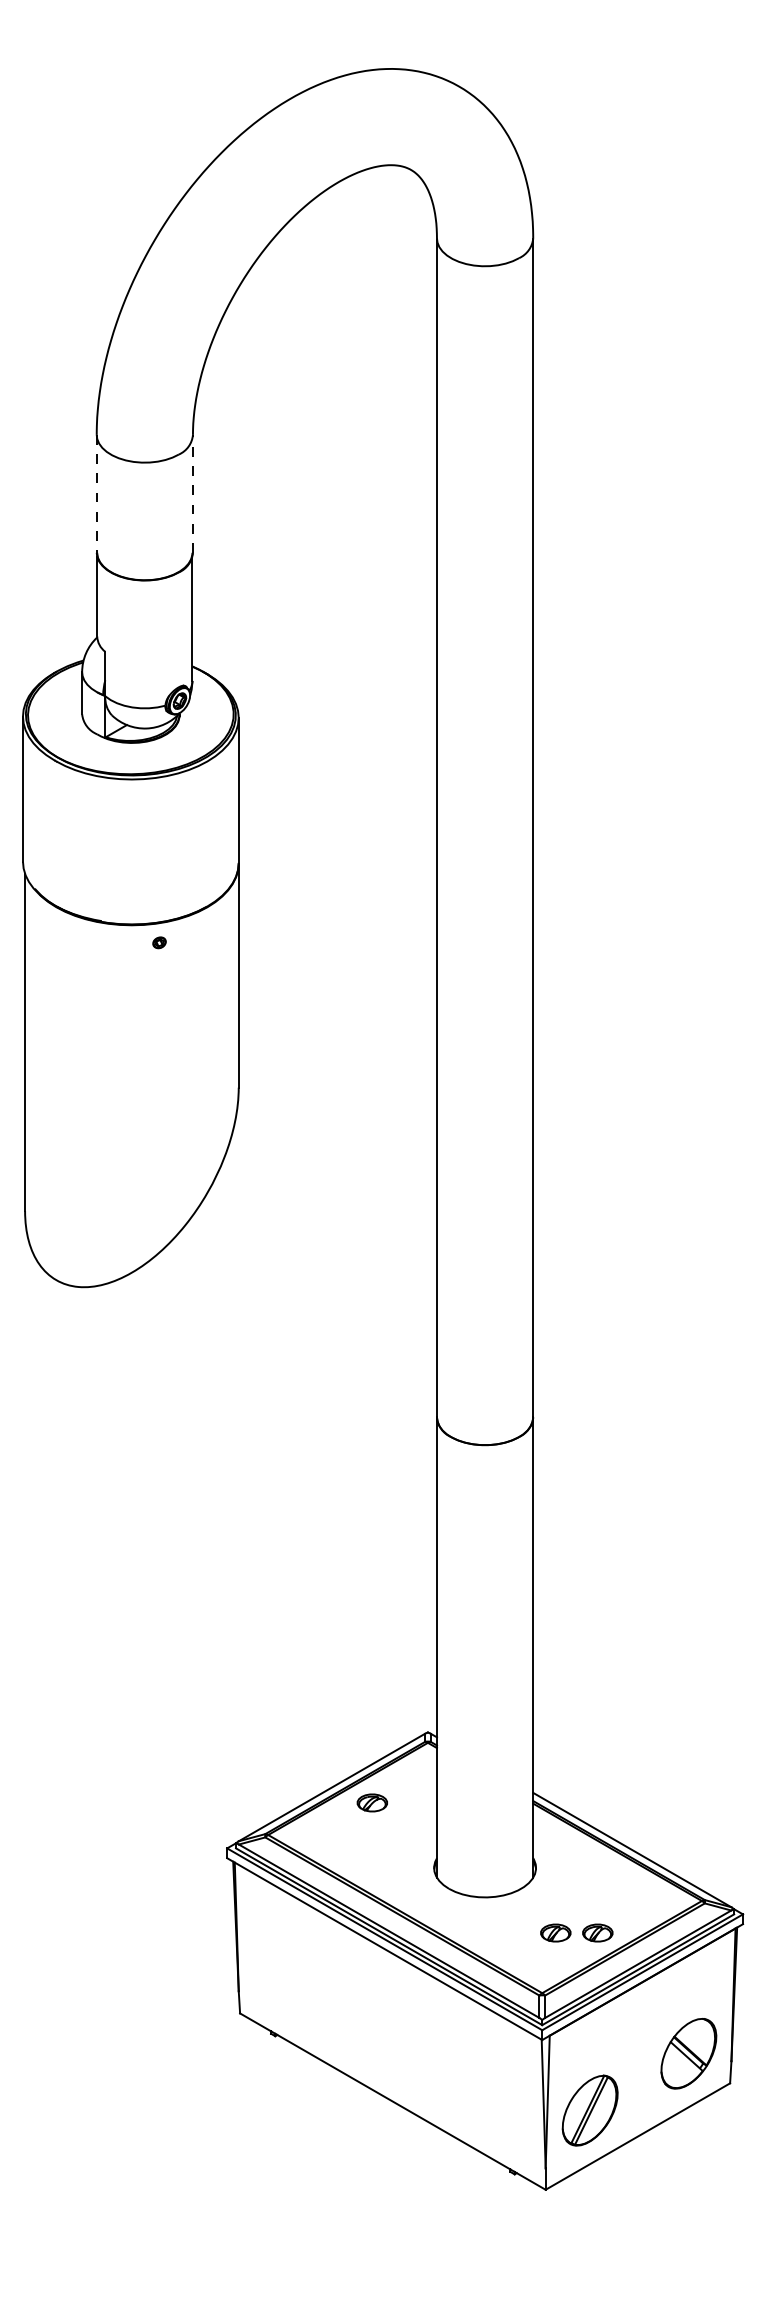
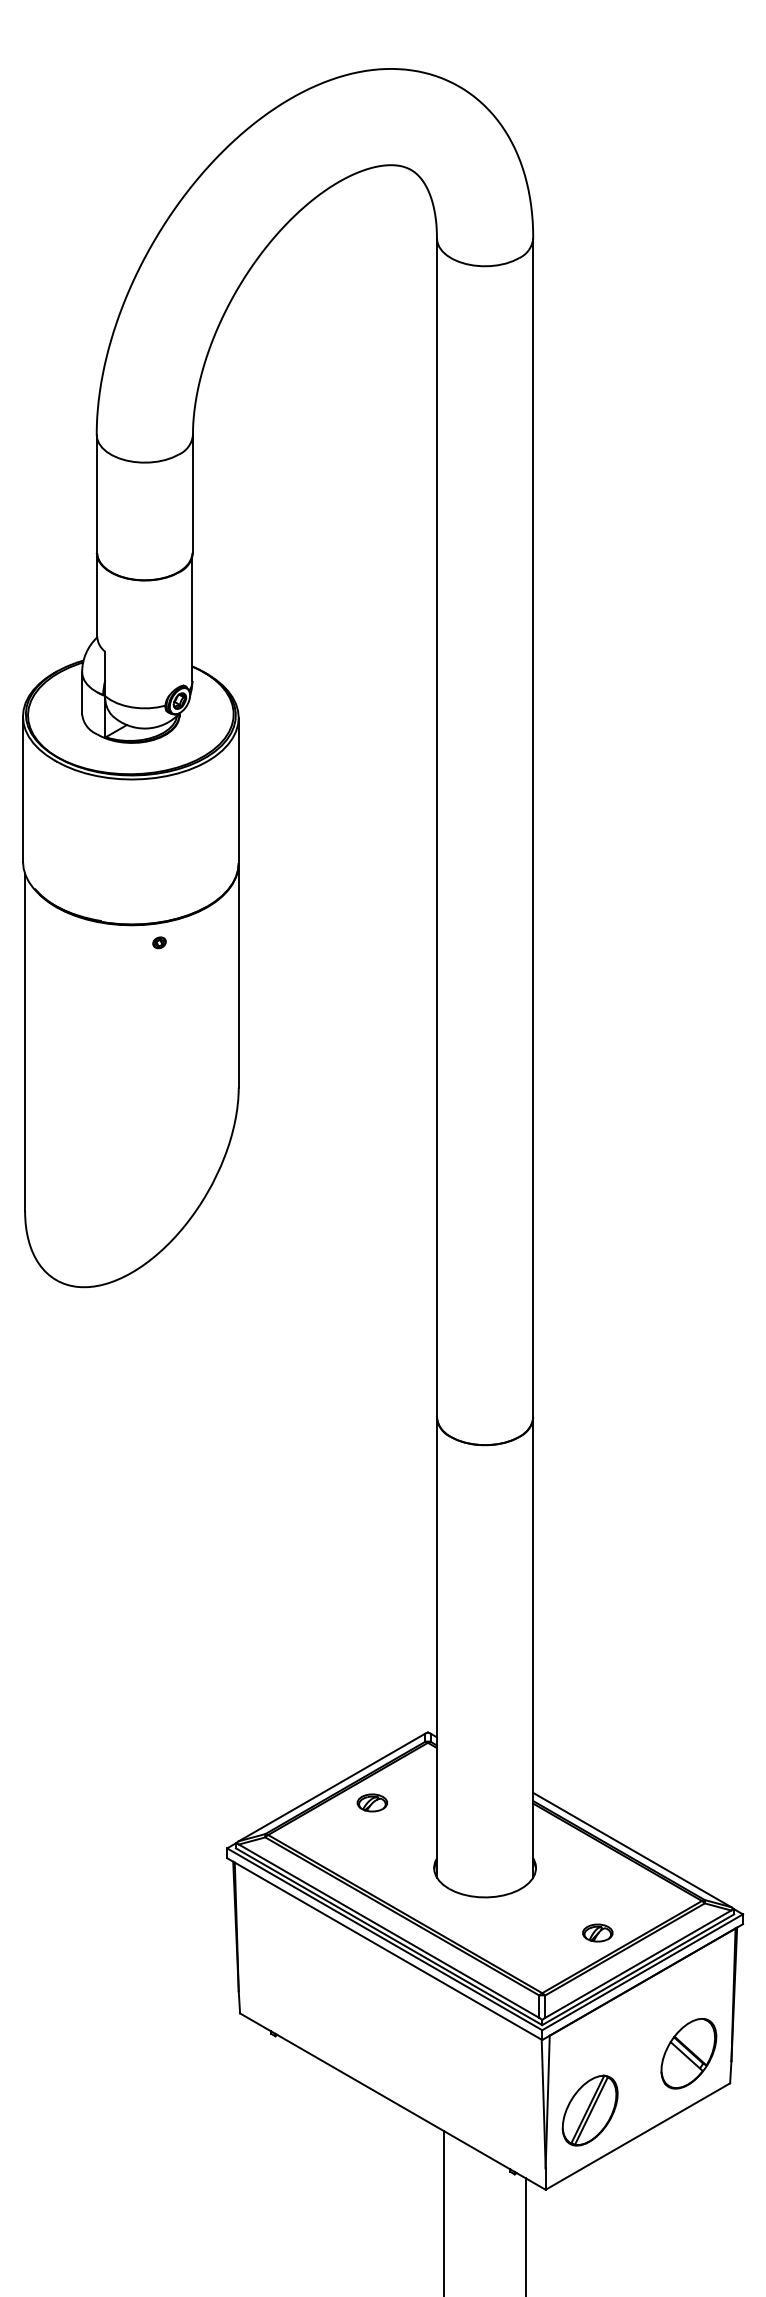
line: dashed -> solid (96, 493)
line: dashed -> solid (192, 493)
part: present -> none (555, 1932)
line: none -> present (444, 2212)
line: none -> present (526, 2235)
